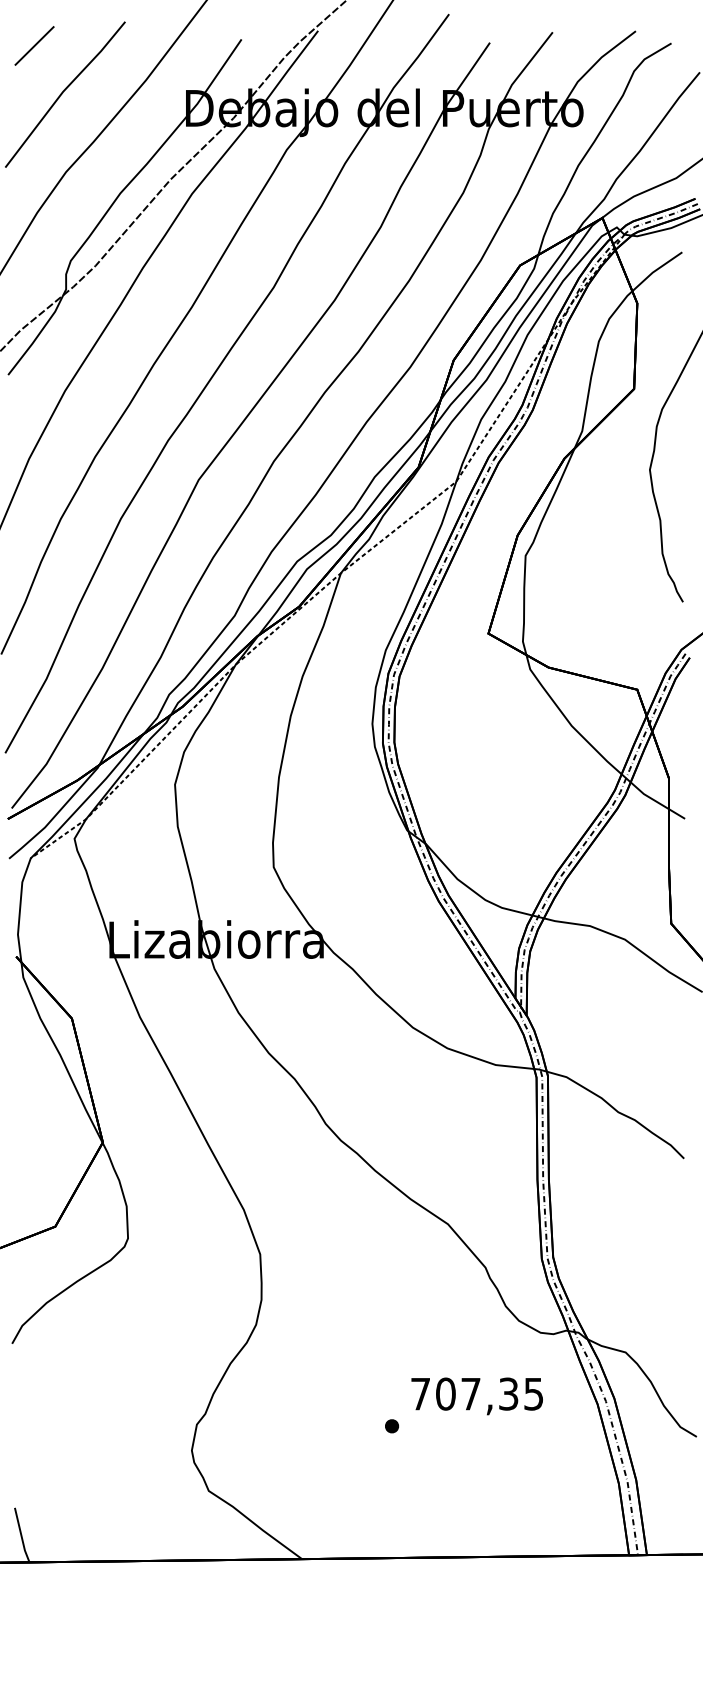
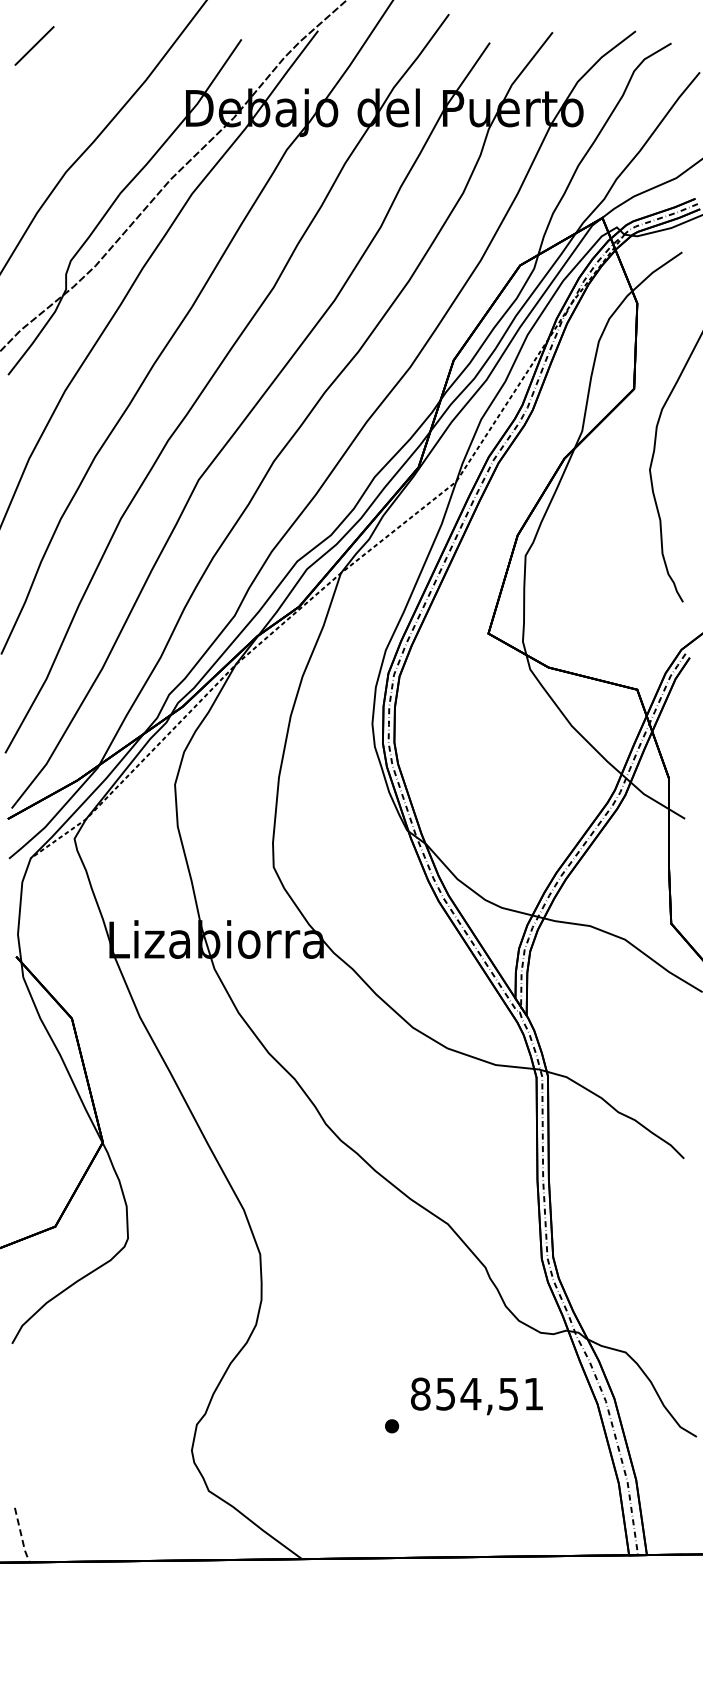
line: present -> none (63, 93)
text: 707,35 -> 854,51 (476, 1393)
line: solid -> dashed (21, 1536)
